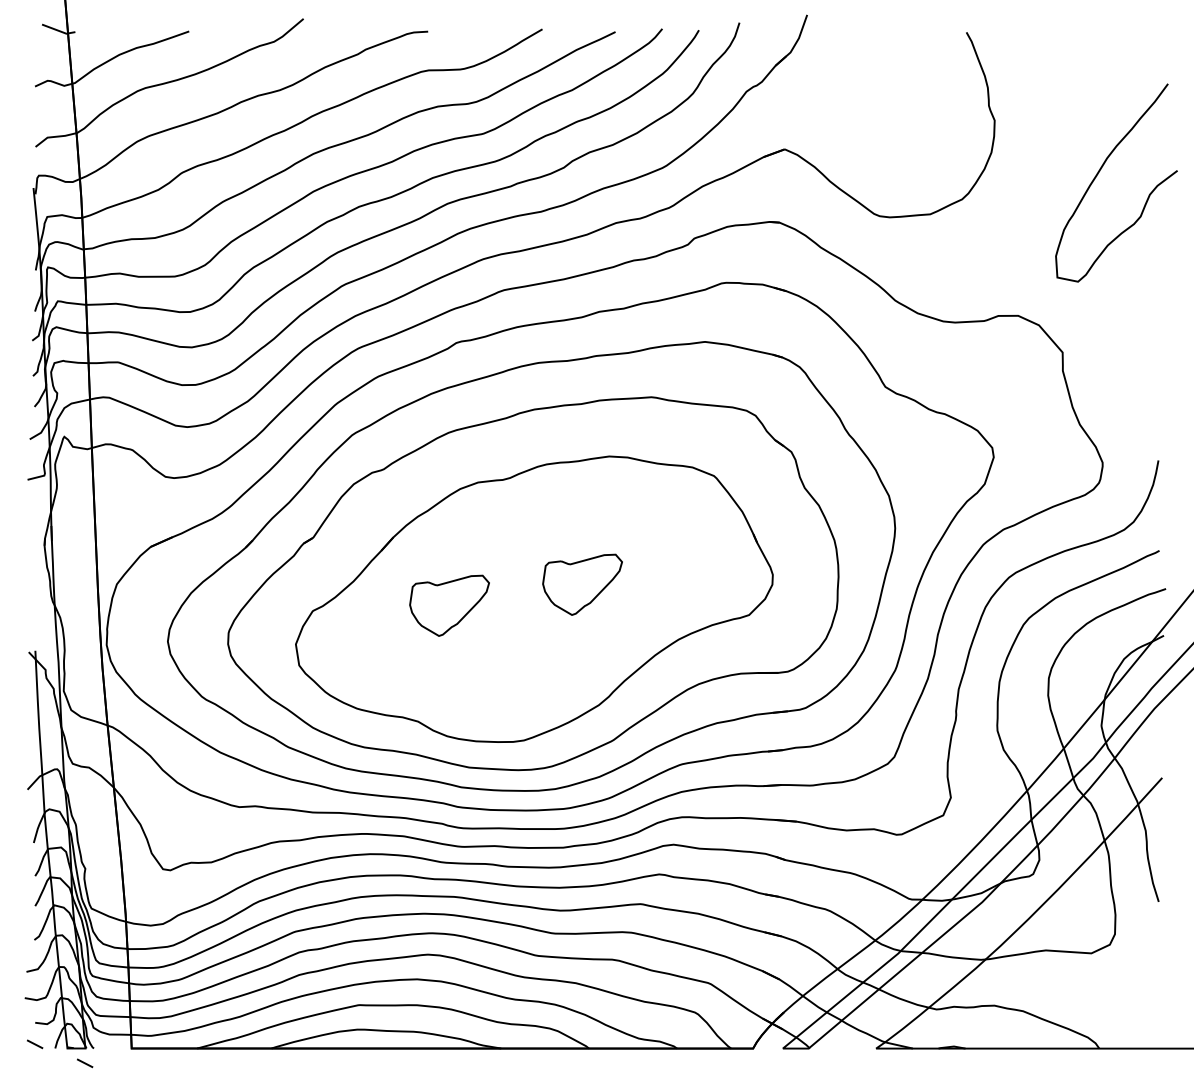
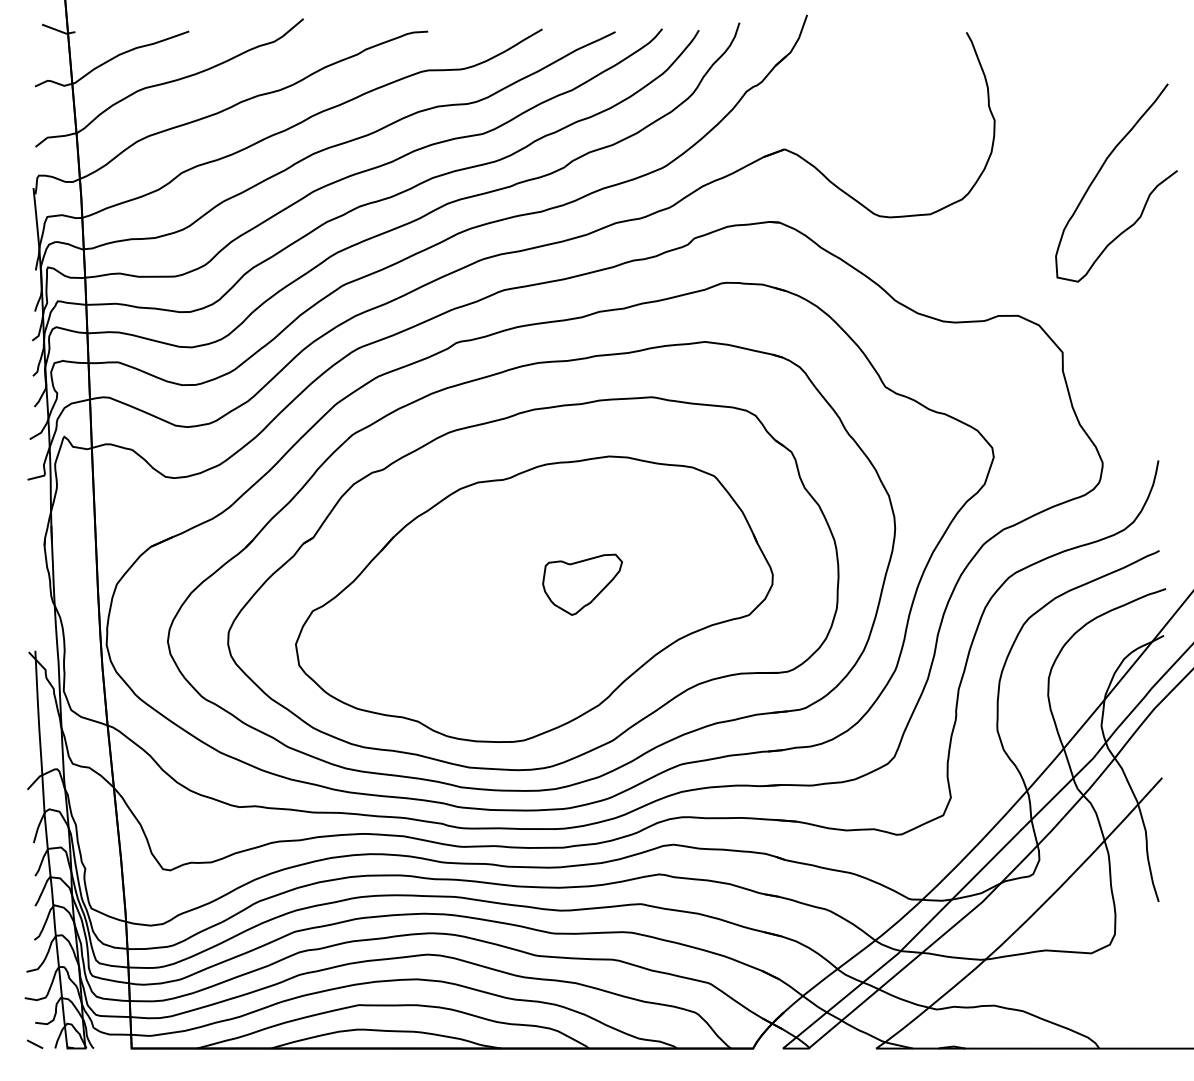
part: present -> none (449, 605)
line: present -> none (85, 1063)
